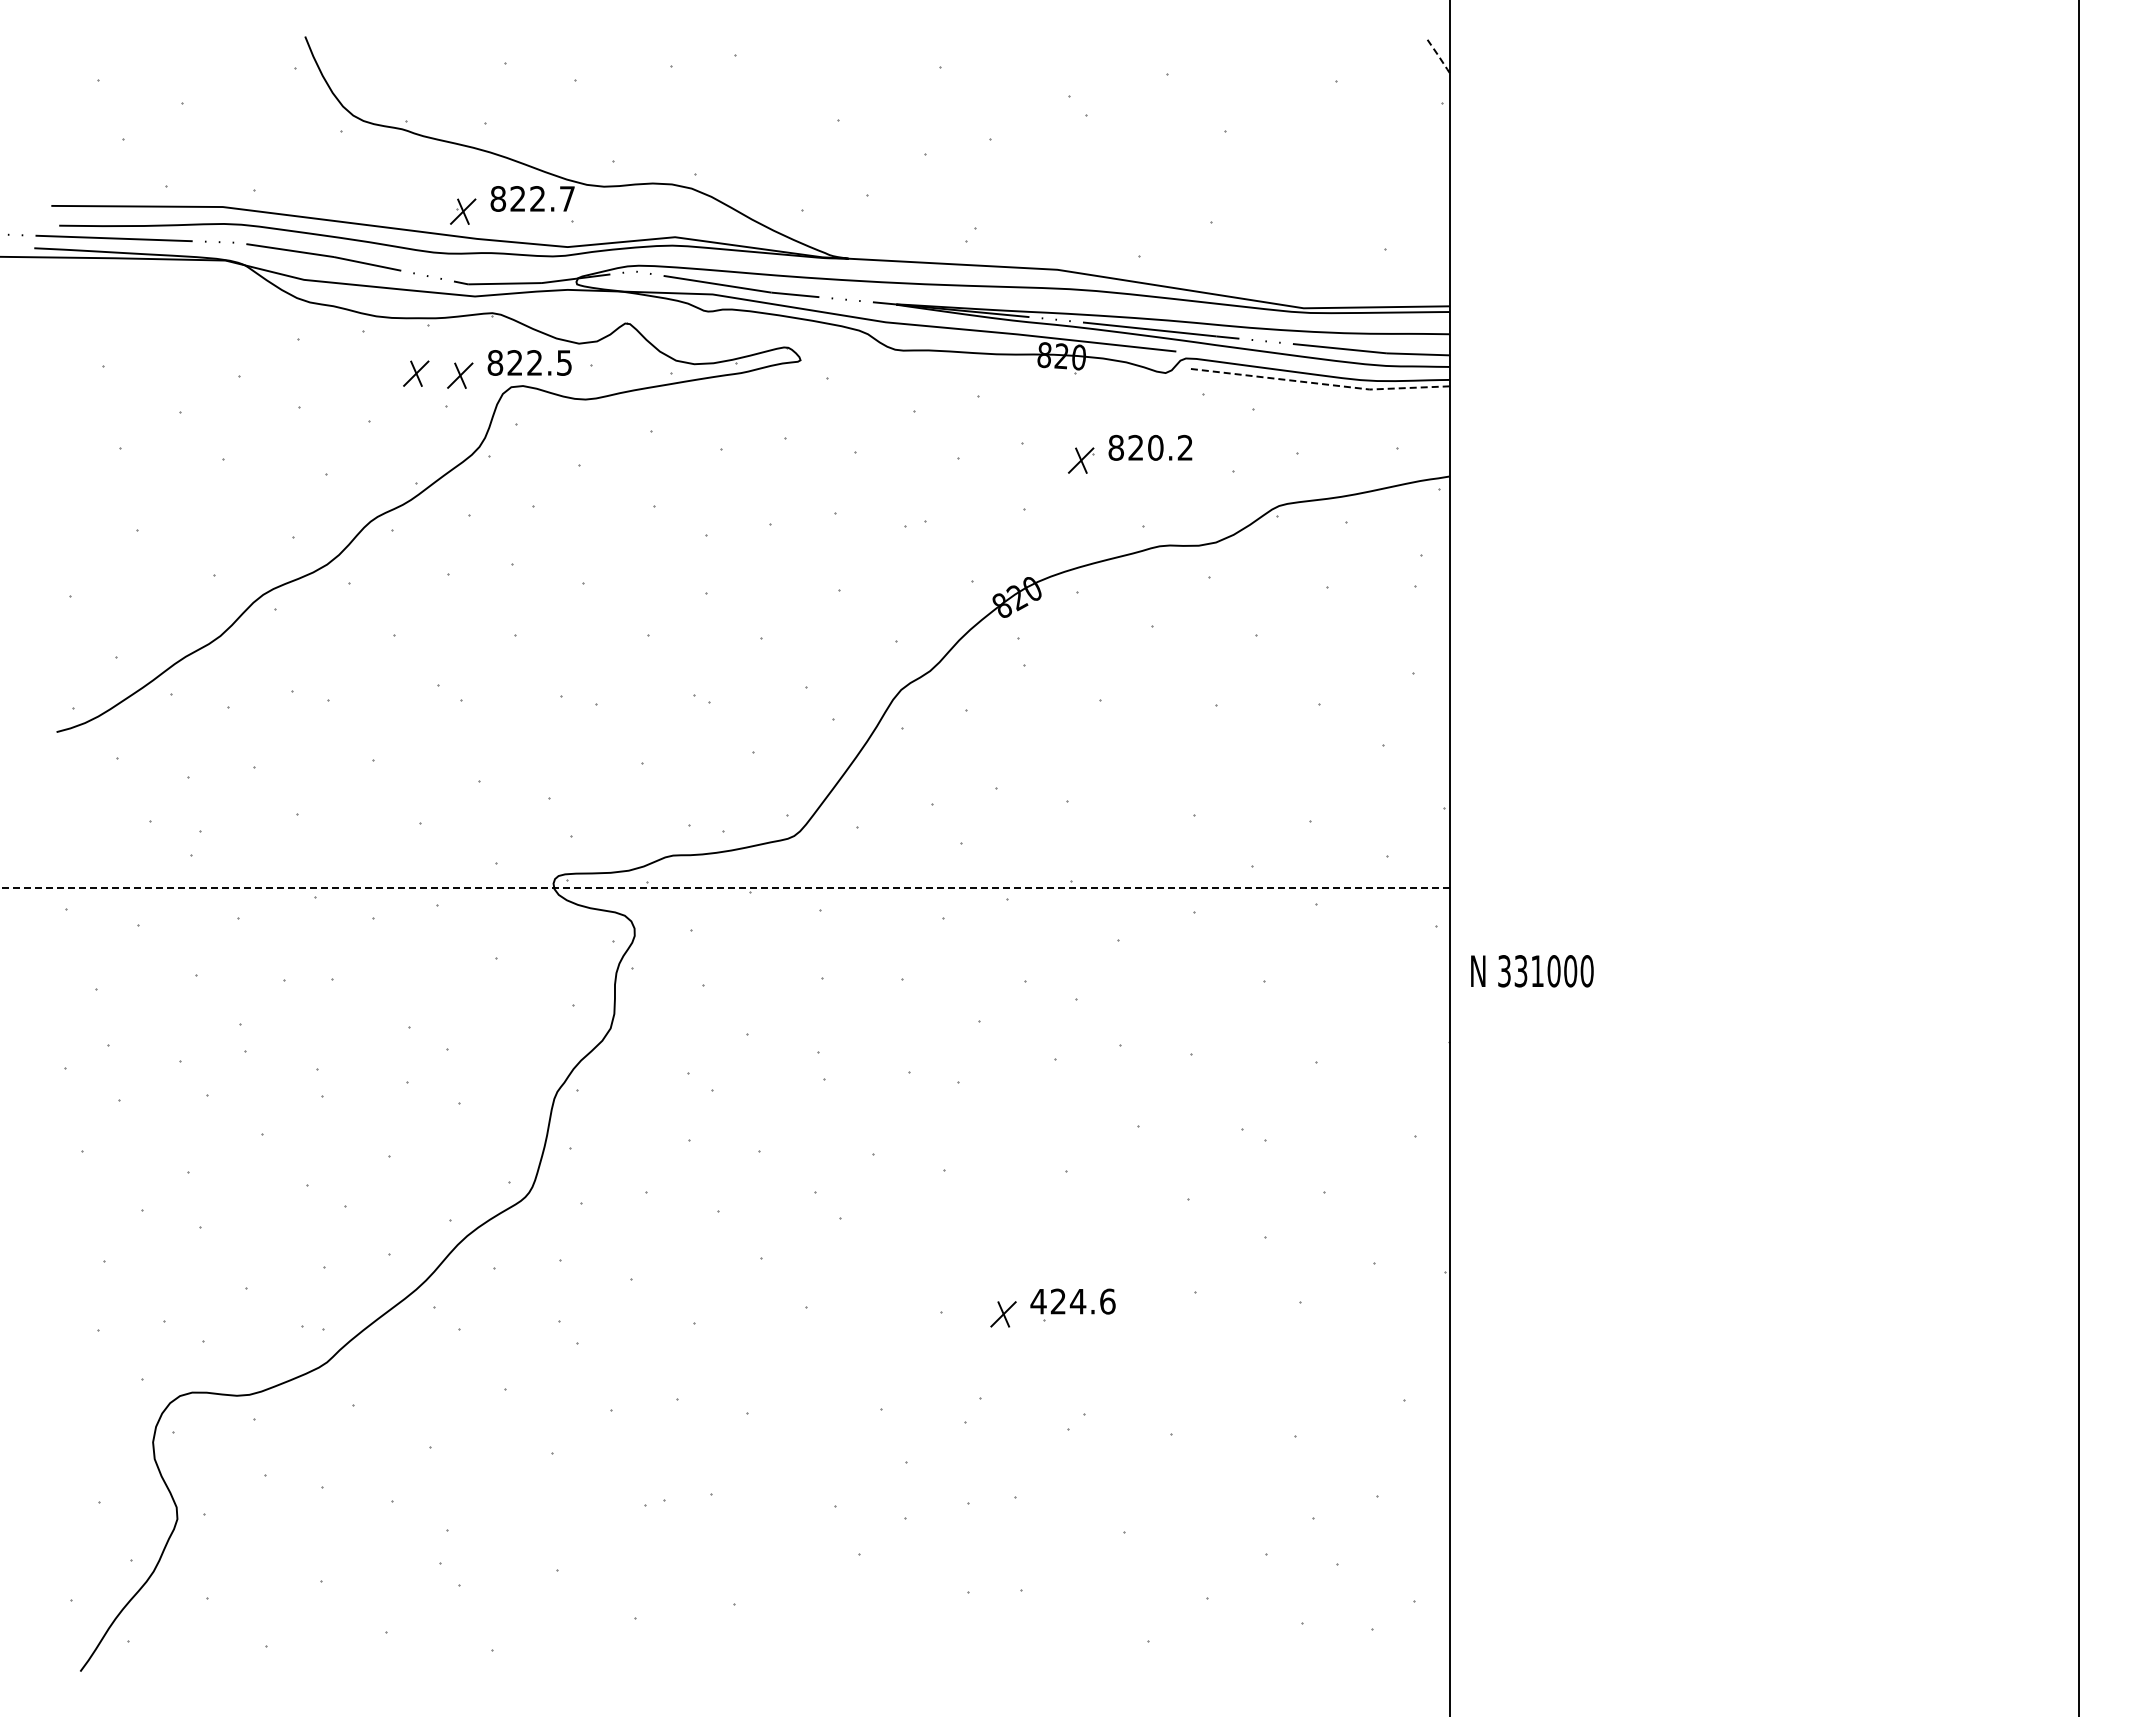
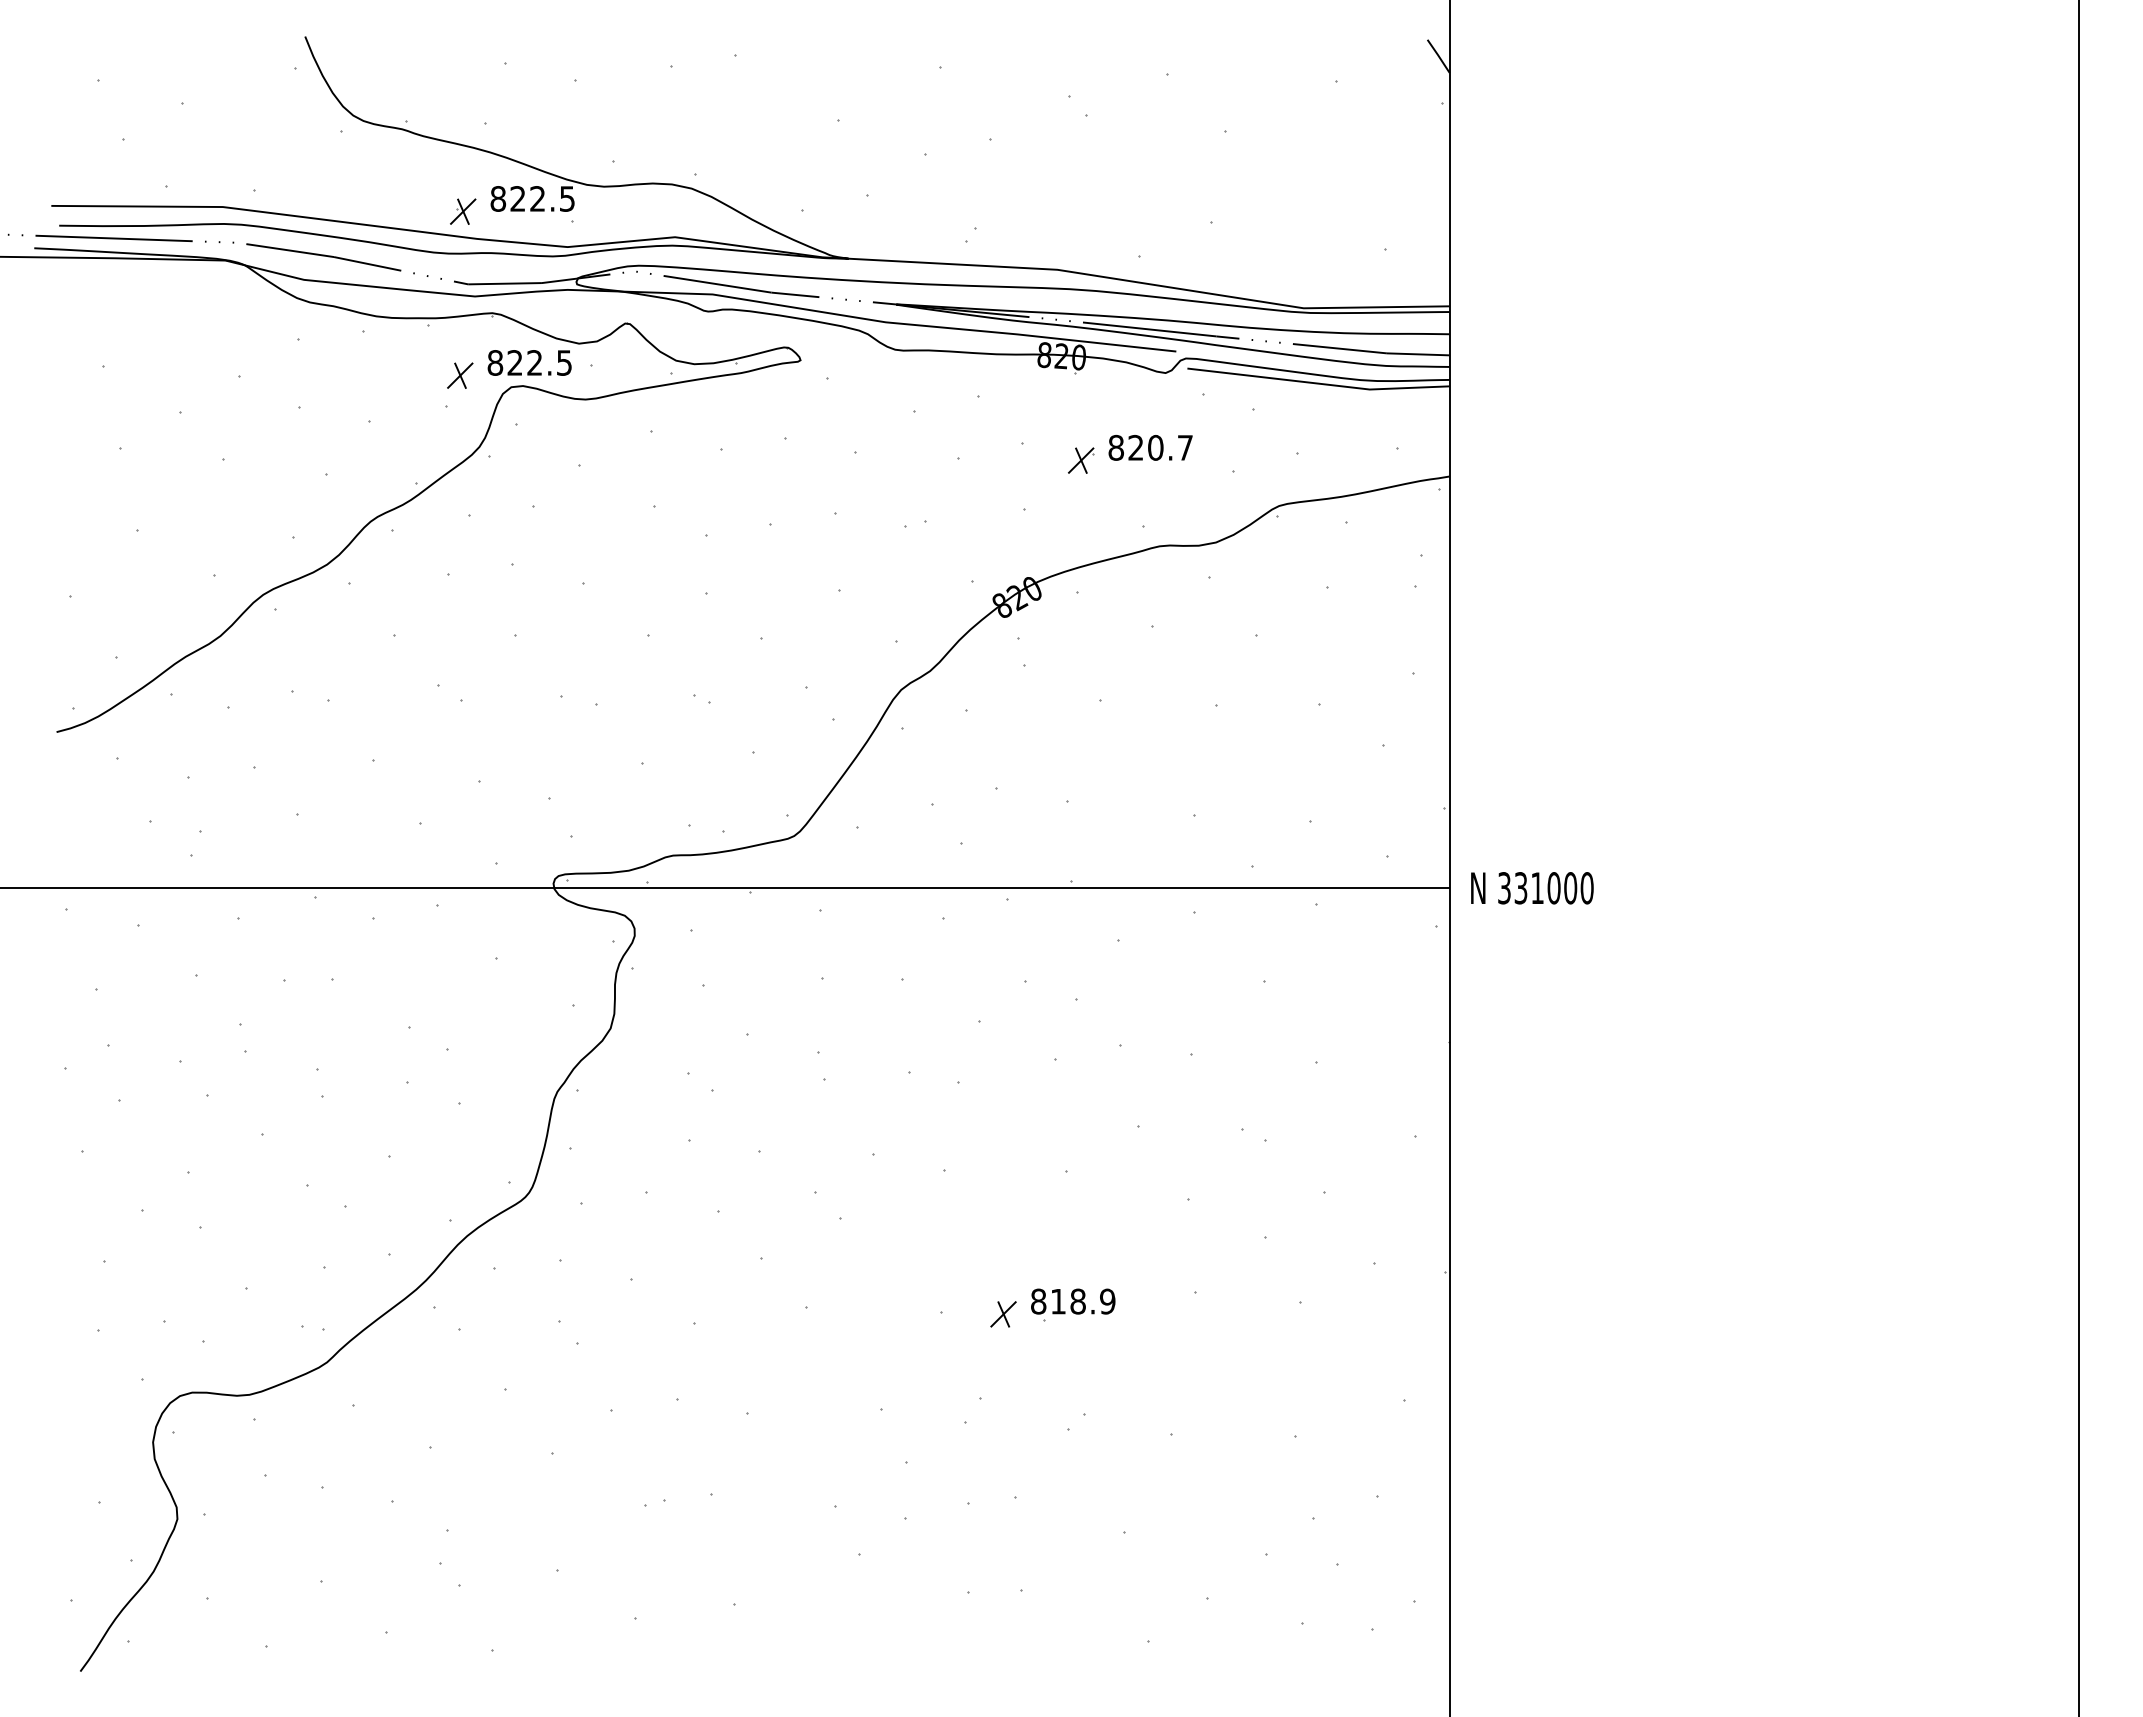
line: dashed -> solid (1438, 55)
text: 822.7 -> 822.5 (567, 198)
part: present -> none (416, 373)
line: dashed -> solid (1318, 383)
text: 820.2 -> 820.7 (1184, 447)
line: dashed -> solid (724, 888)
text position: (1532, 971) -> (1532, 888) (1532, 888)
text: 424.6 -> 818.9 (1072, 1301)
